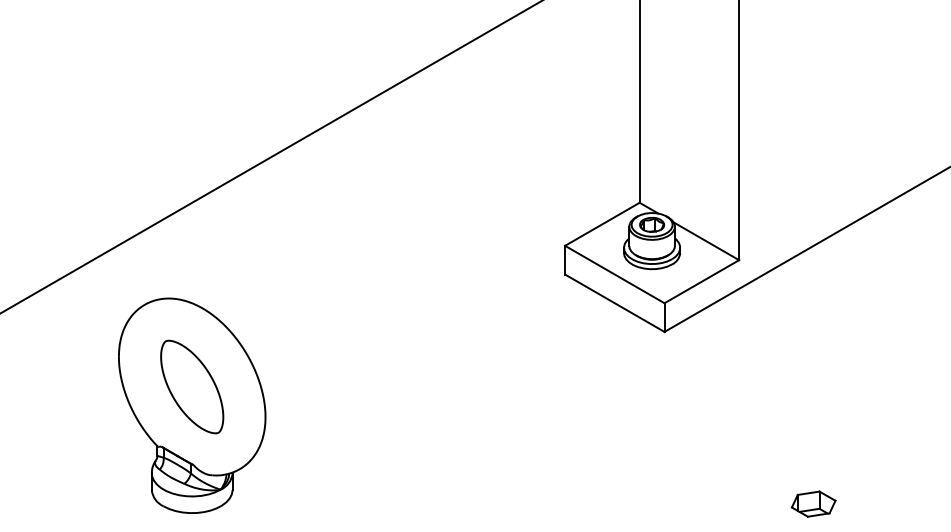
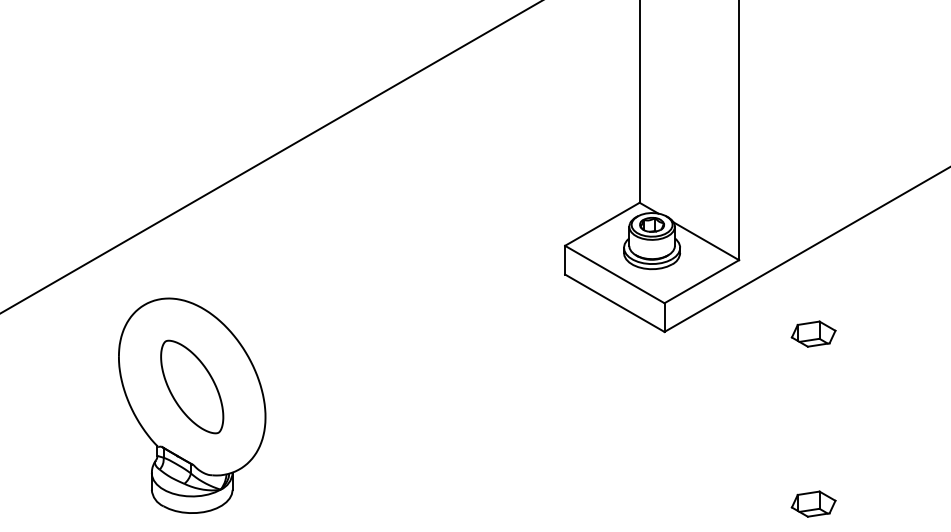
part: none -> present (813, 333)
